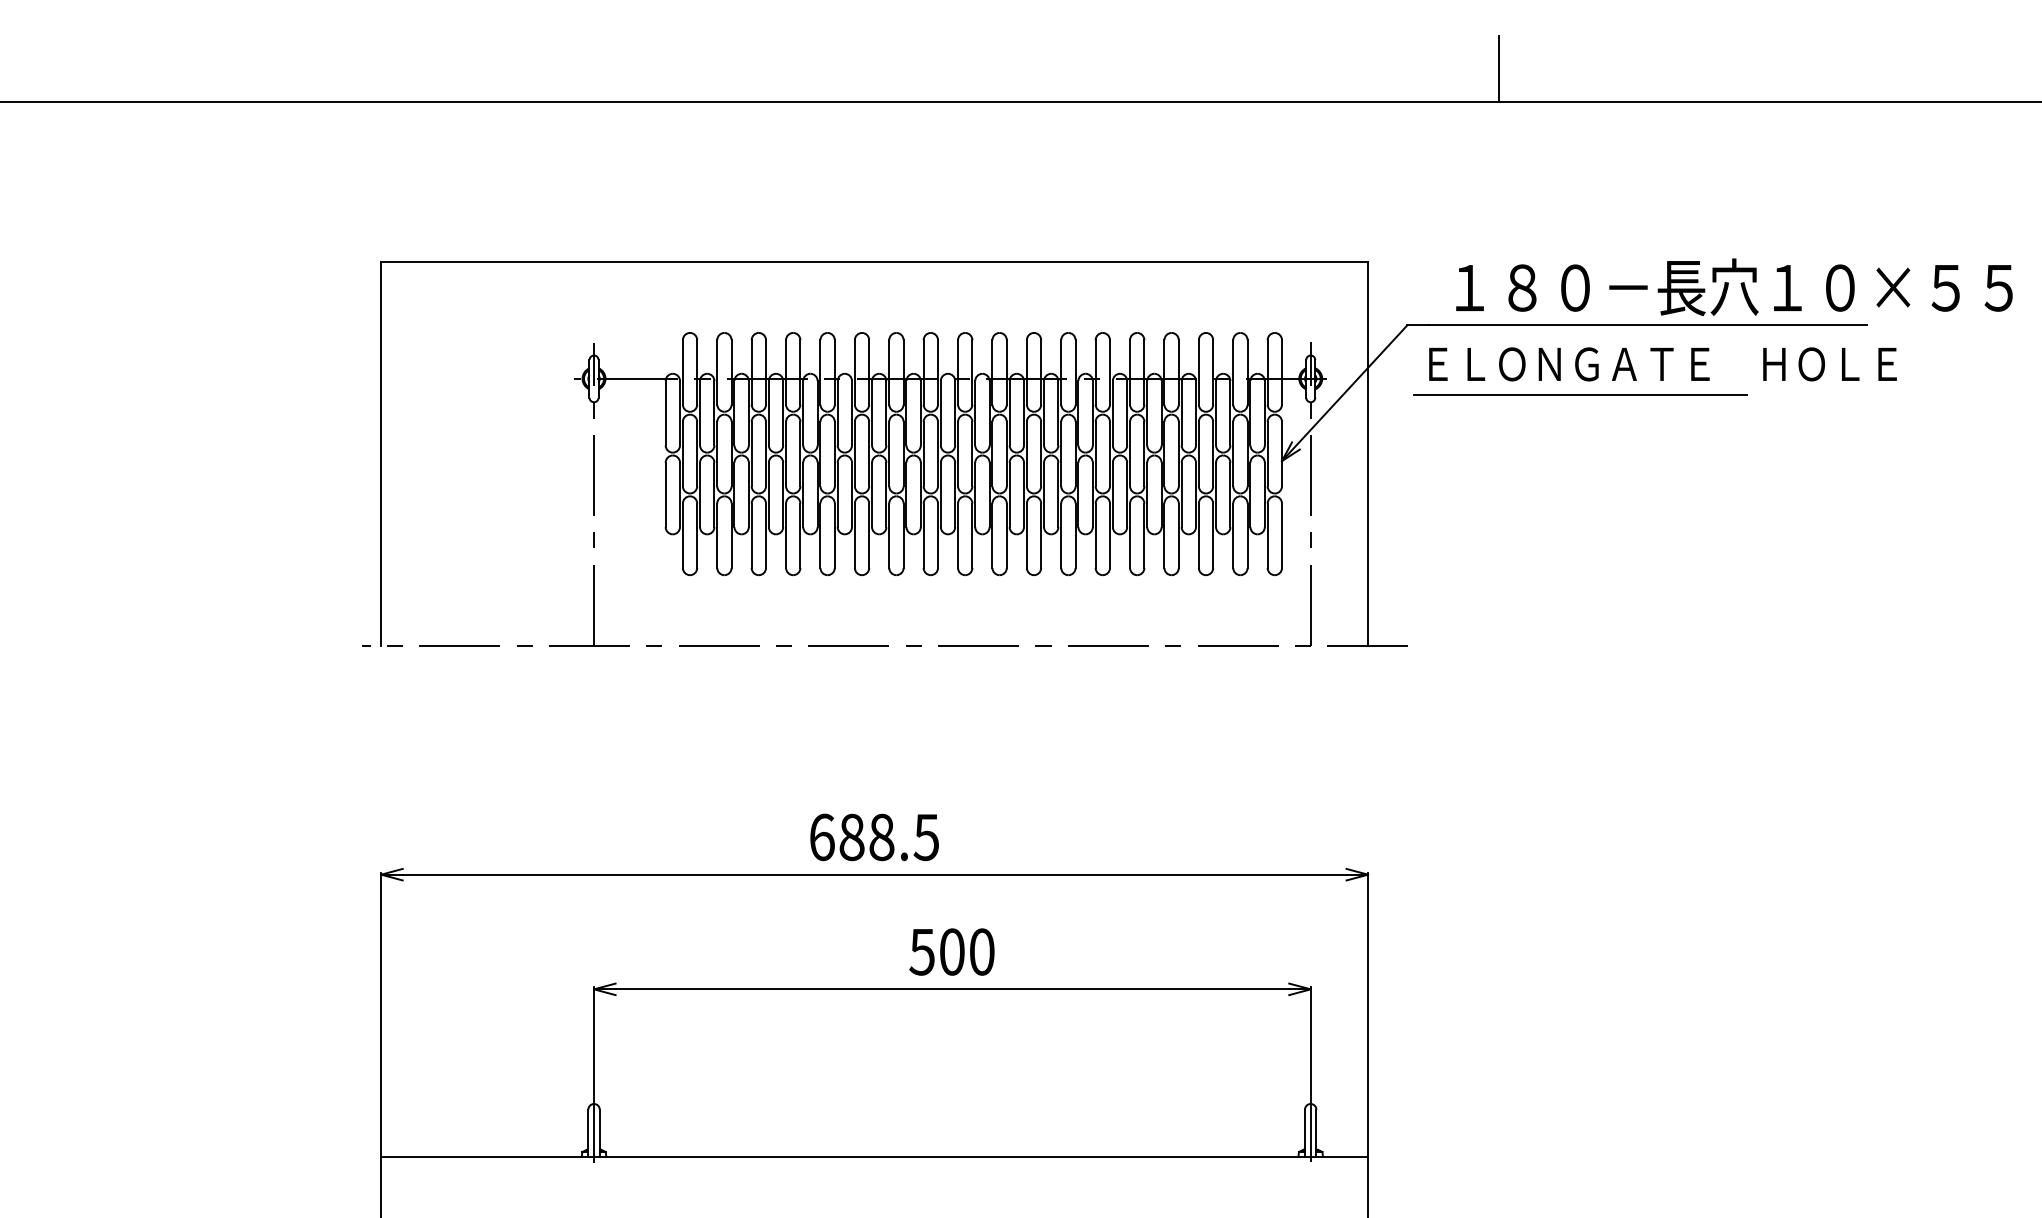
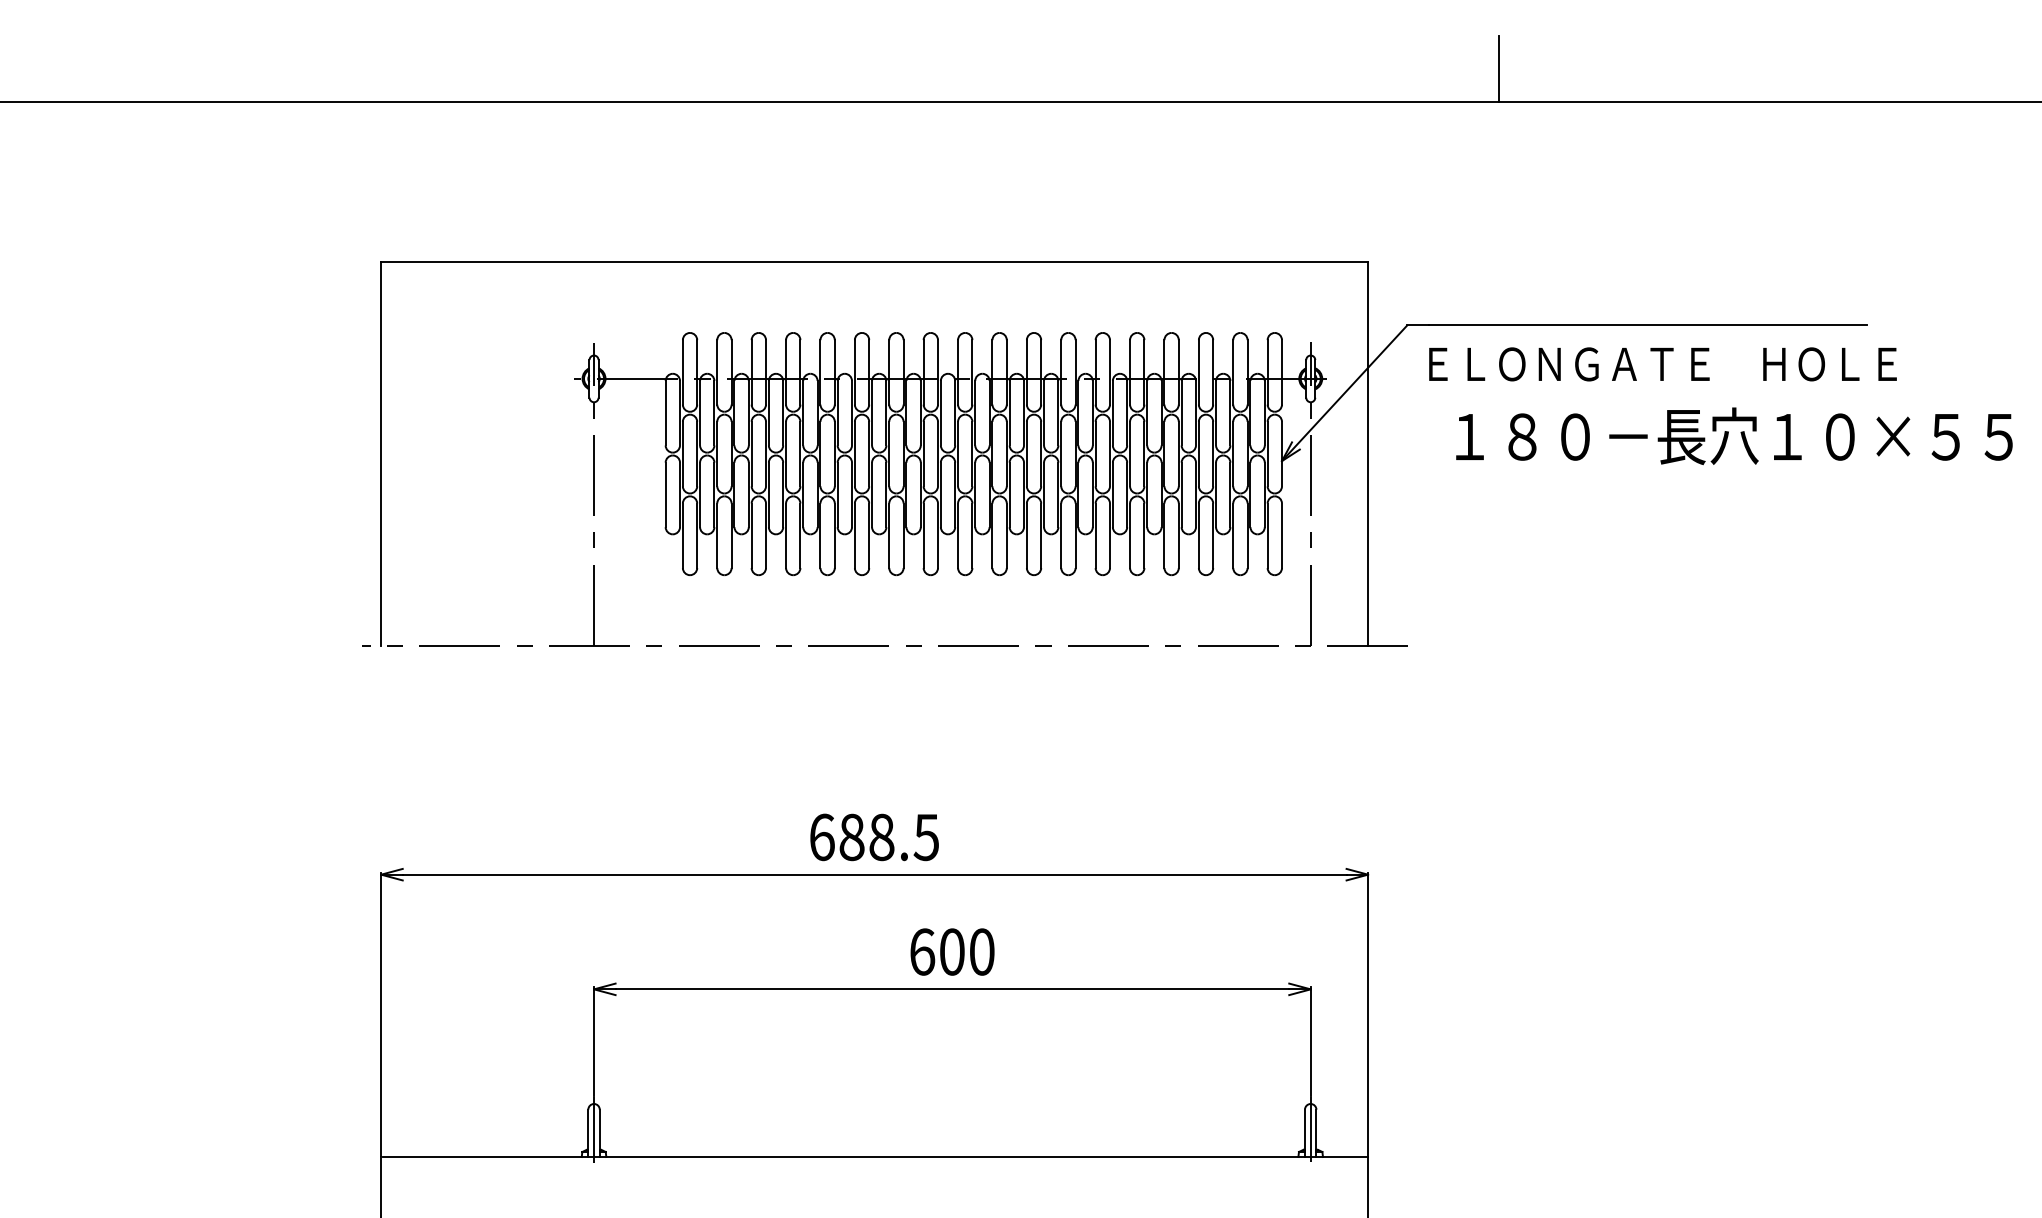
text position: (1734, 287) -> (1734, 436) (1734, 436)
line: present -> none (1580, 395)
text: 500 -> 600 (922, 951)
